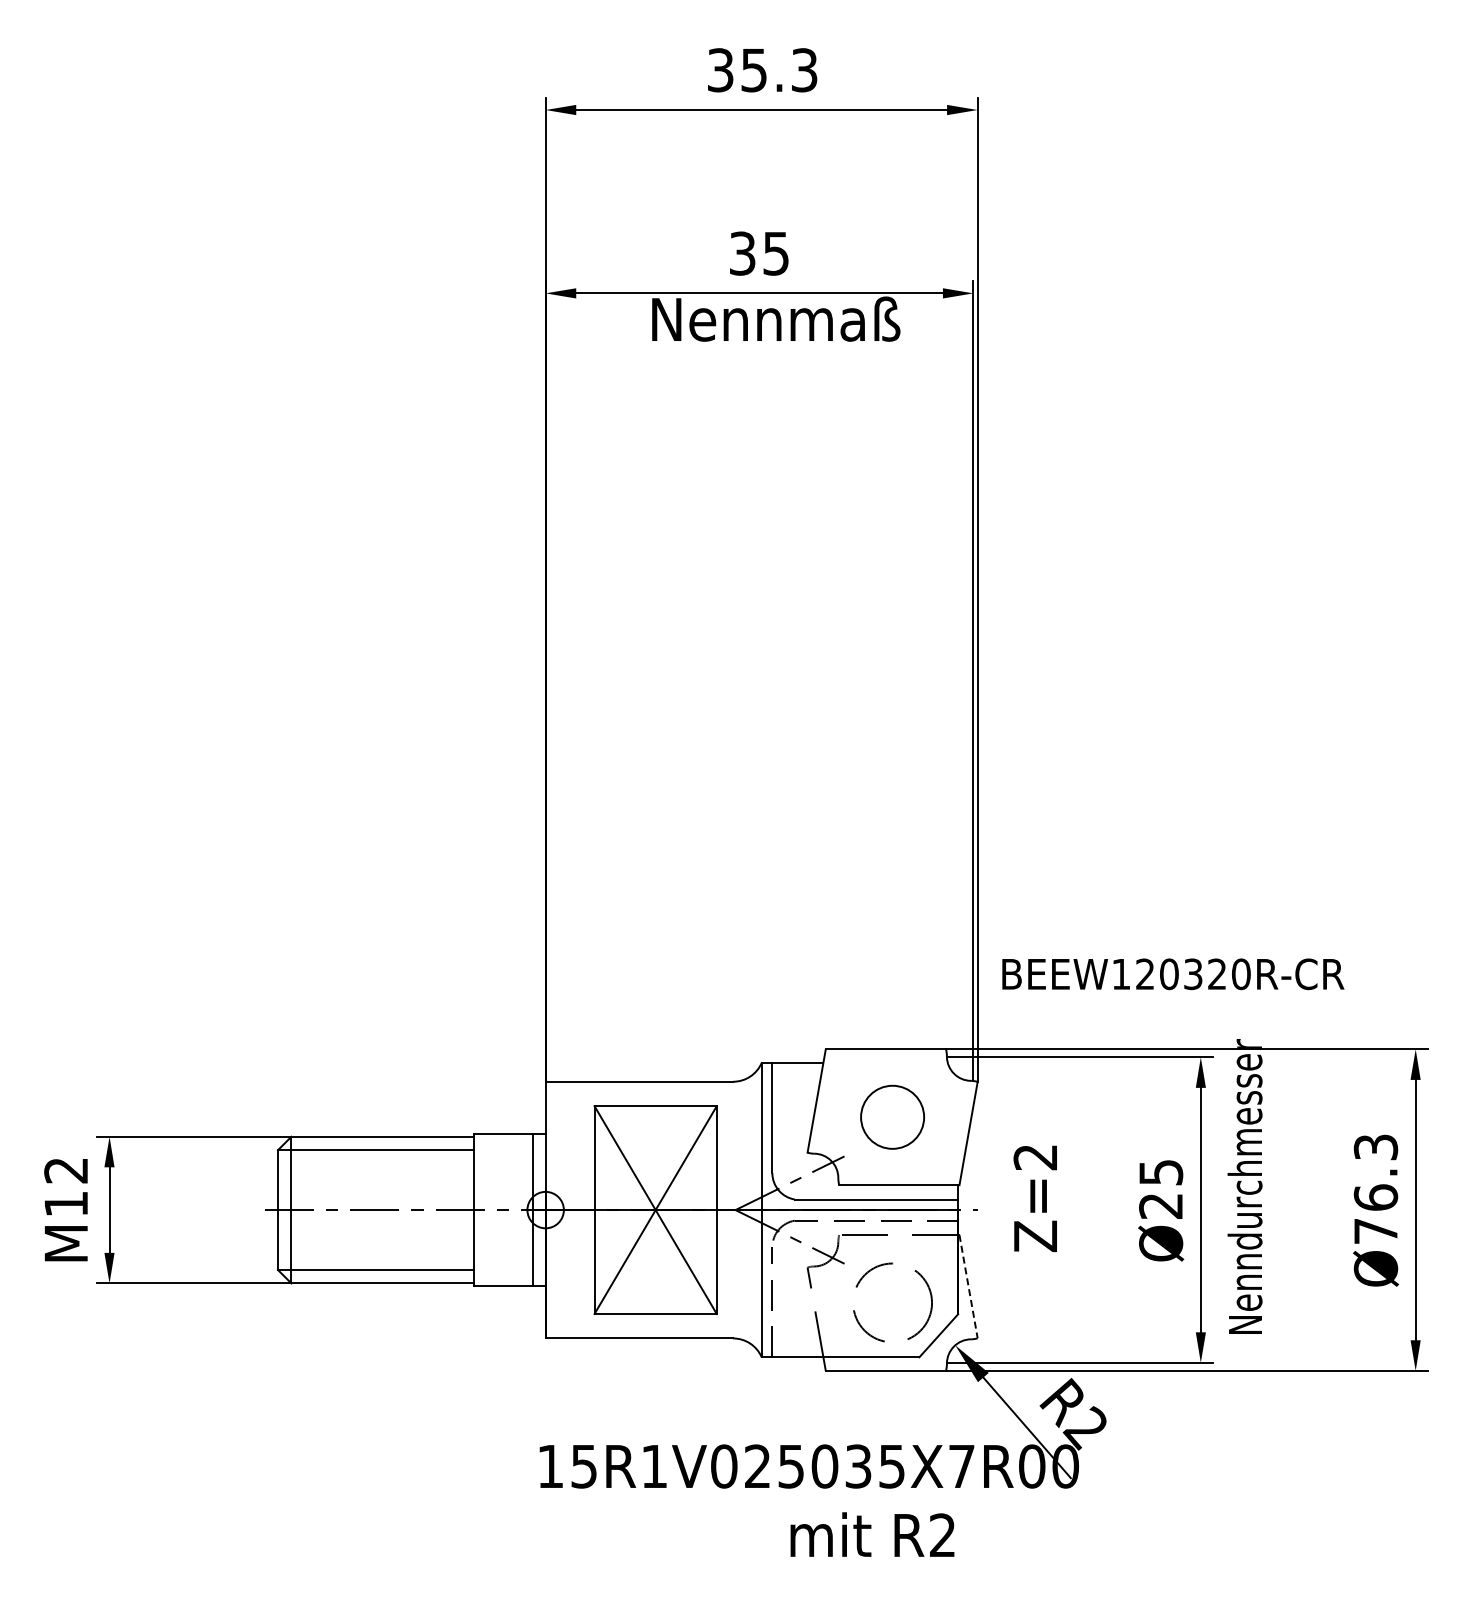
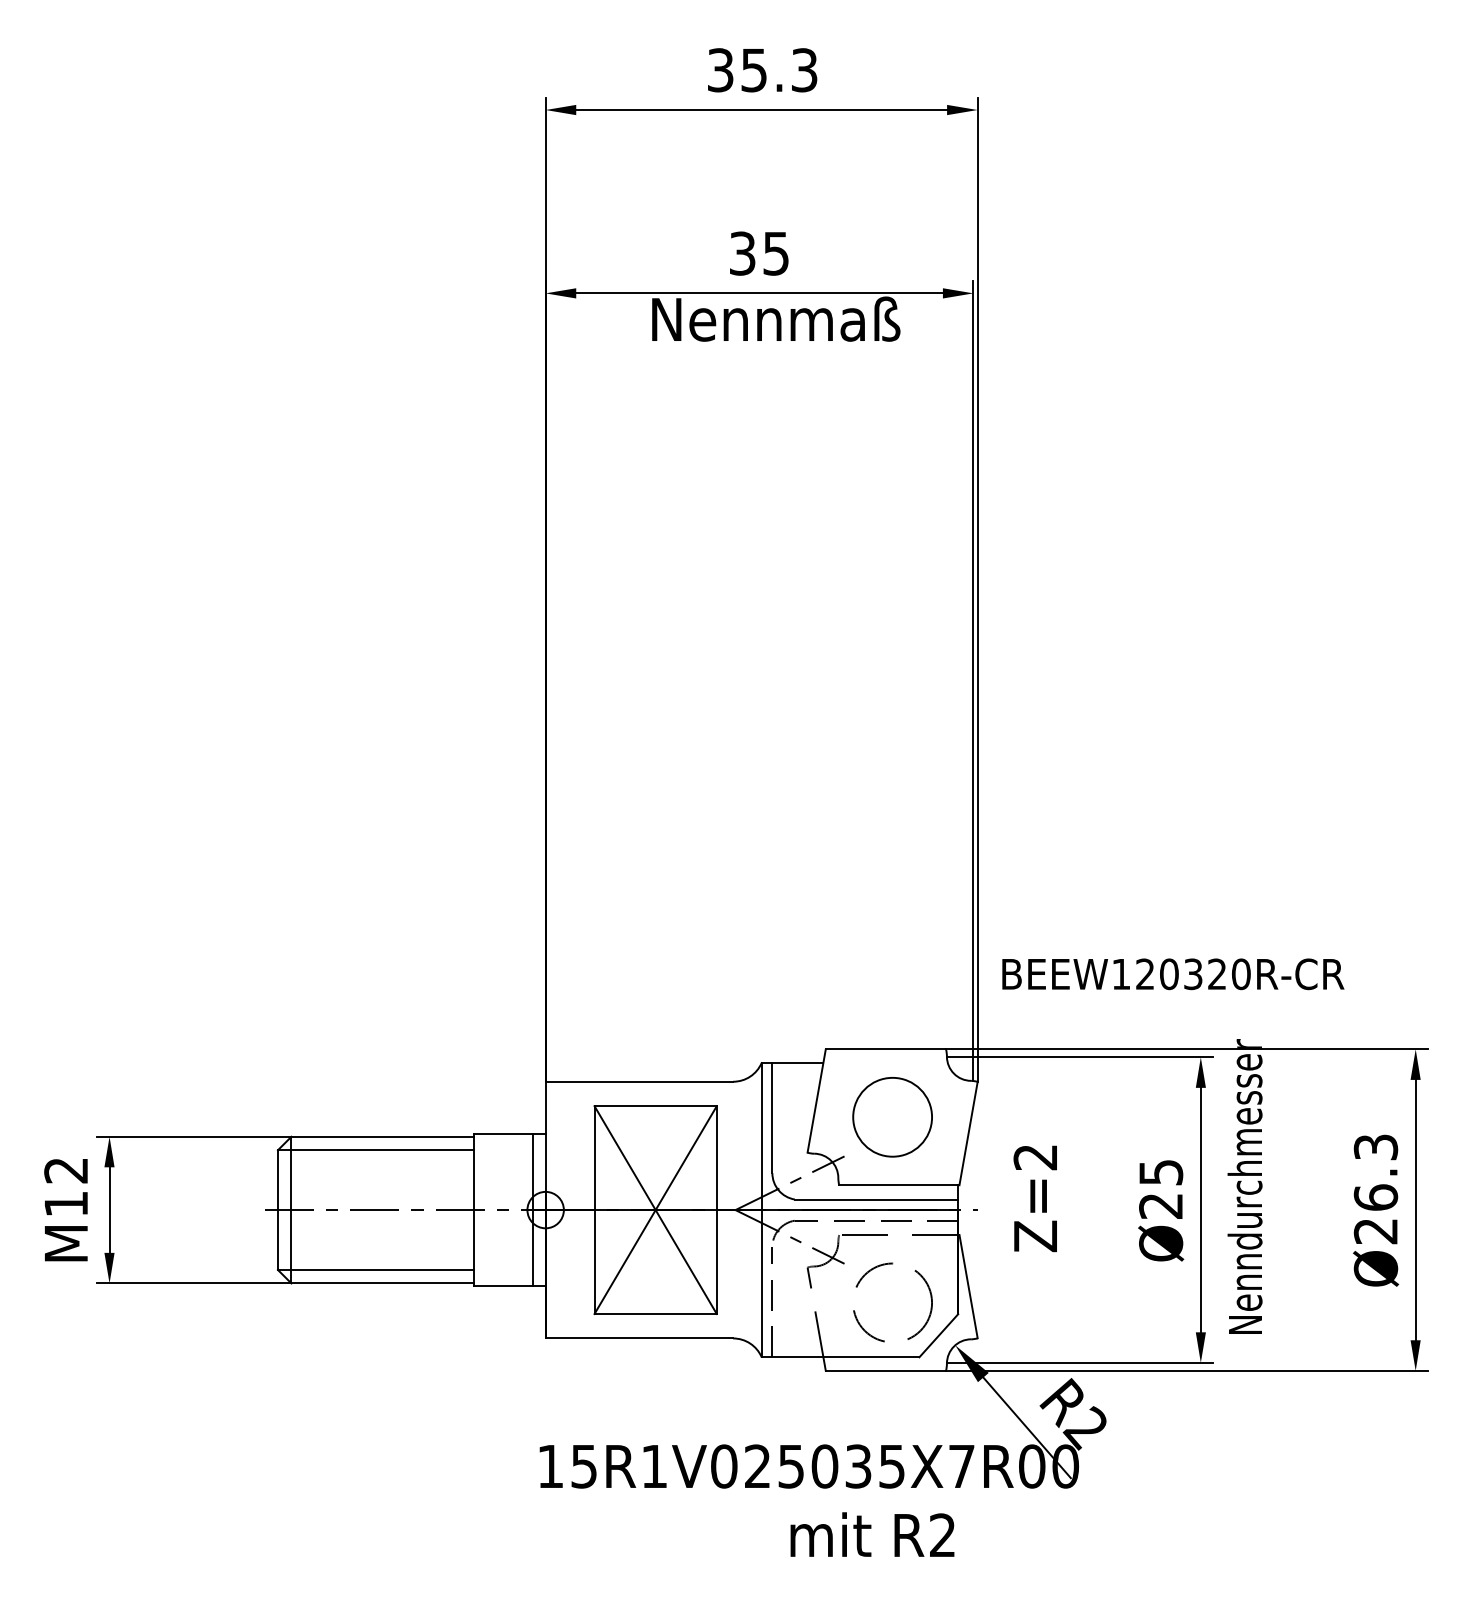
circle size: 65x66 px -> 81x81 px (892, 1117)
text: Ø76.3 -> Ø26.3 (1375, 1231)
line: dashed -> solid (968, 1287)
